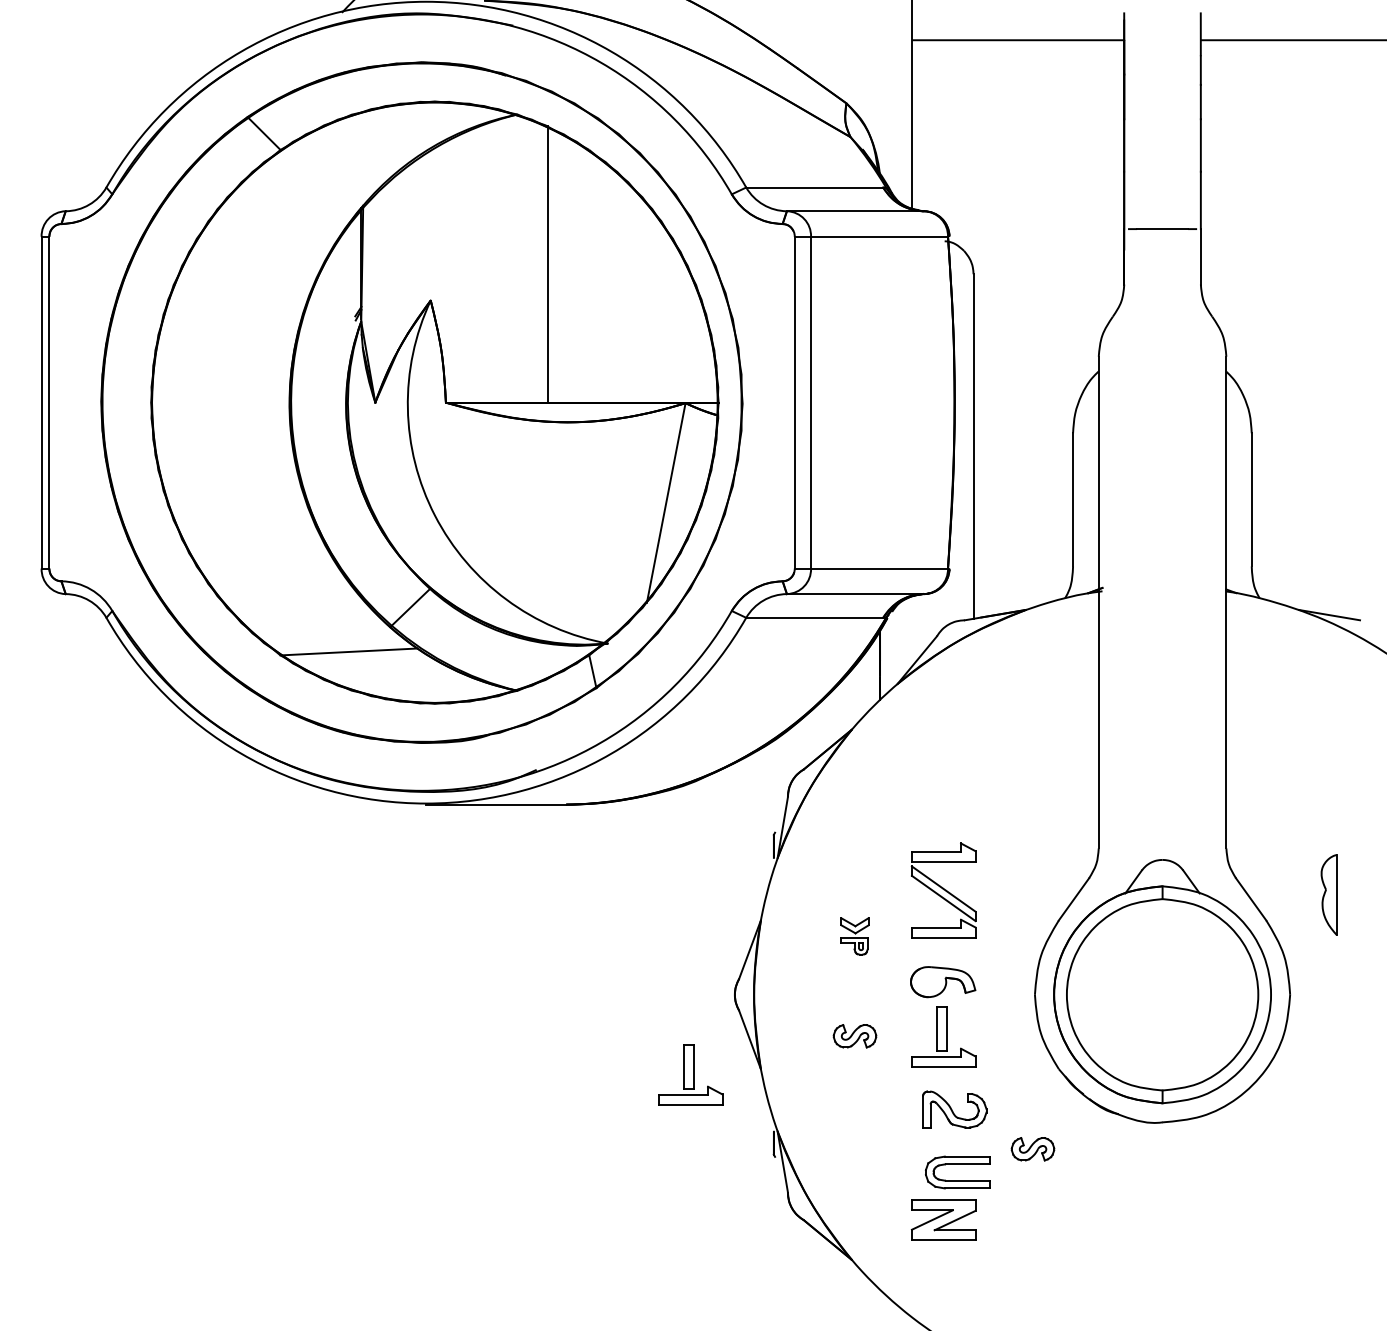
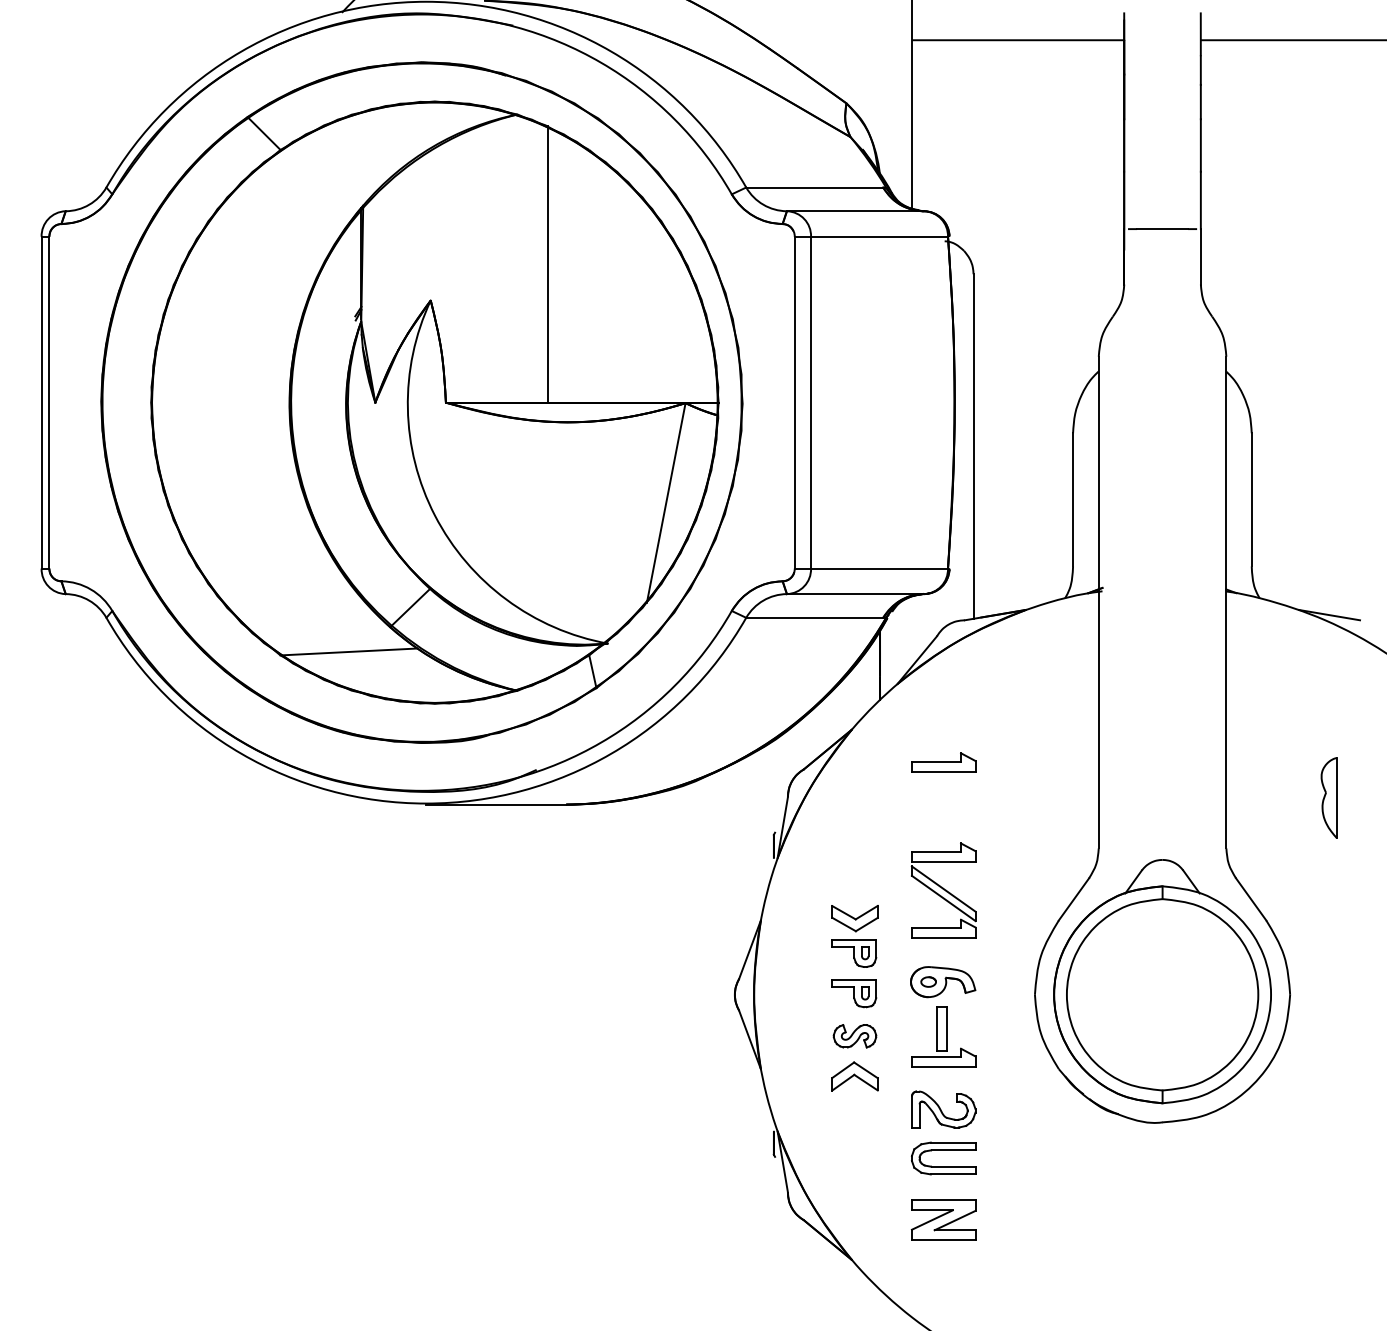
part: none -> present (943, 762)
part position: (1328, 894) -> (1328, 797) (1328, 797)
part size: 30x39 px -> 48x63 px (854, 936)
part: none -> present (928, 981)
part: none -> present (854, 993)
part: present -> none (690, 1074)
part: none -> present (854, 1076)
part position: (954, 1109) -> (943, 1109) (943, 1109)
part: present -> none (1032, 1149)
part position: (957, 1164) -> (943, 1150) (943, 1150)
